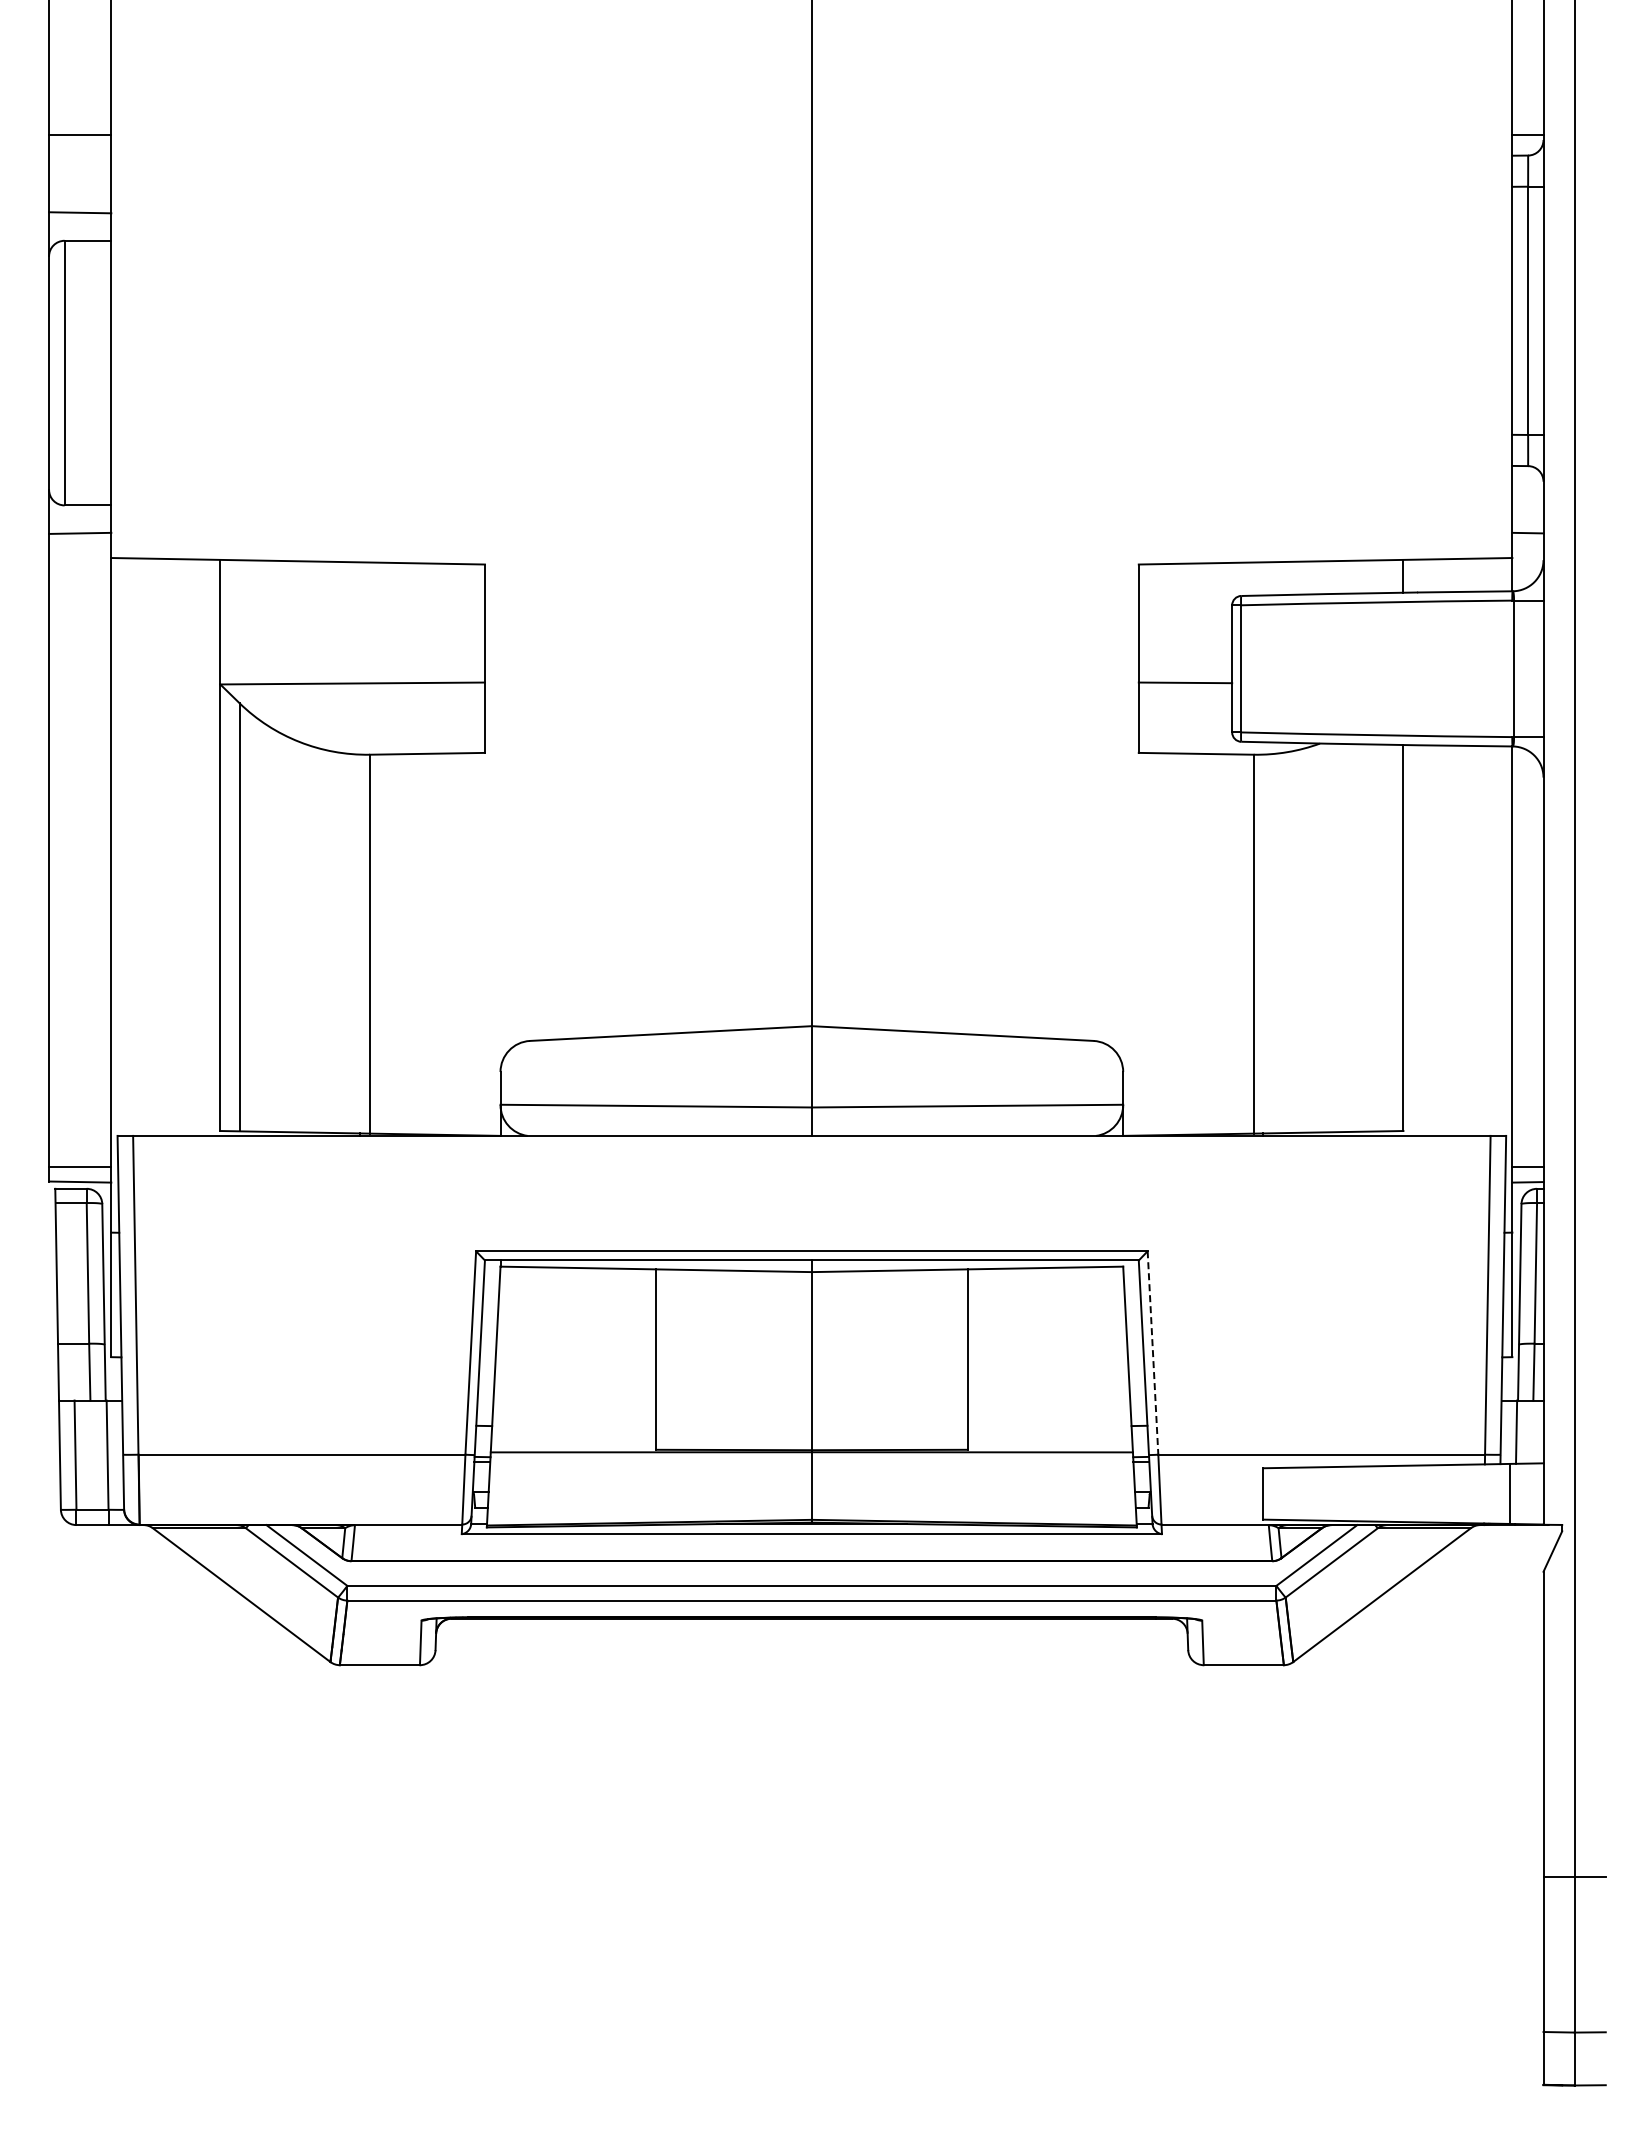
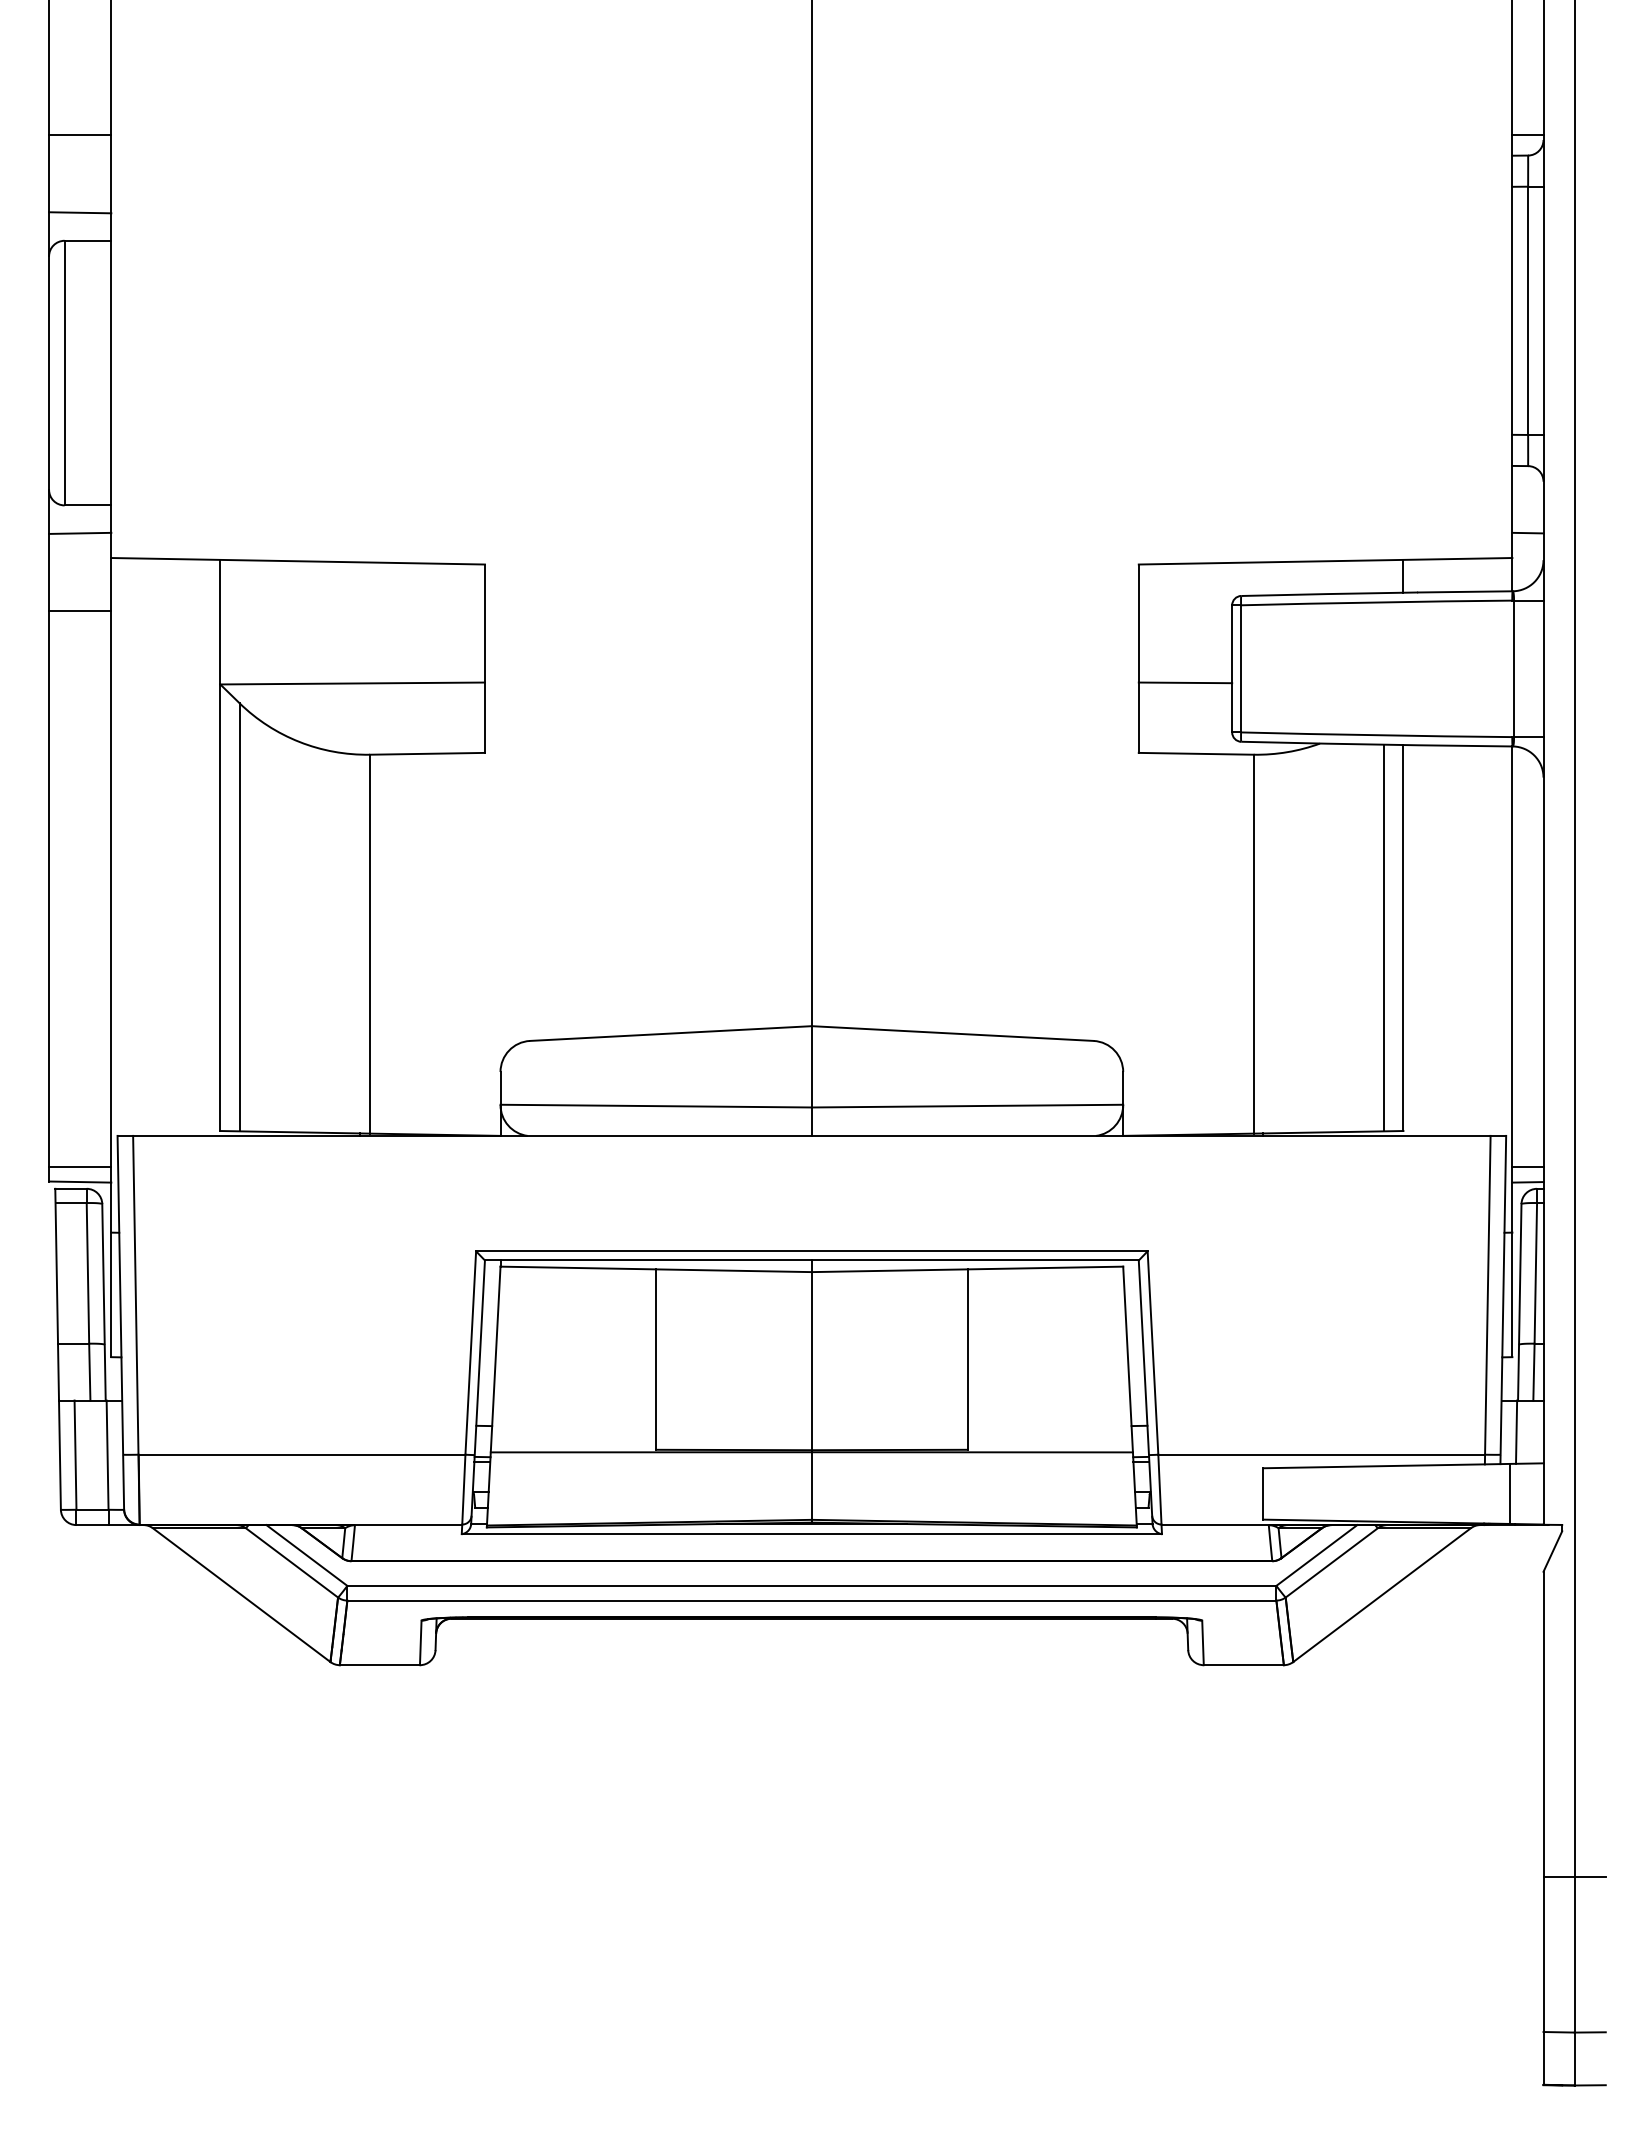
line: none -> present (80, 610)
line: none -> present (1384, 937)
line: dashed -> solid (1152, 1352)
